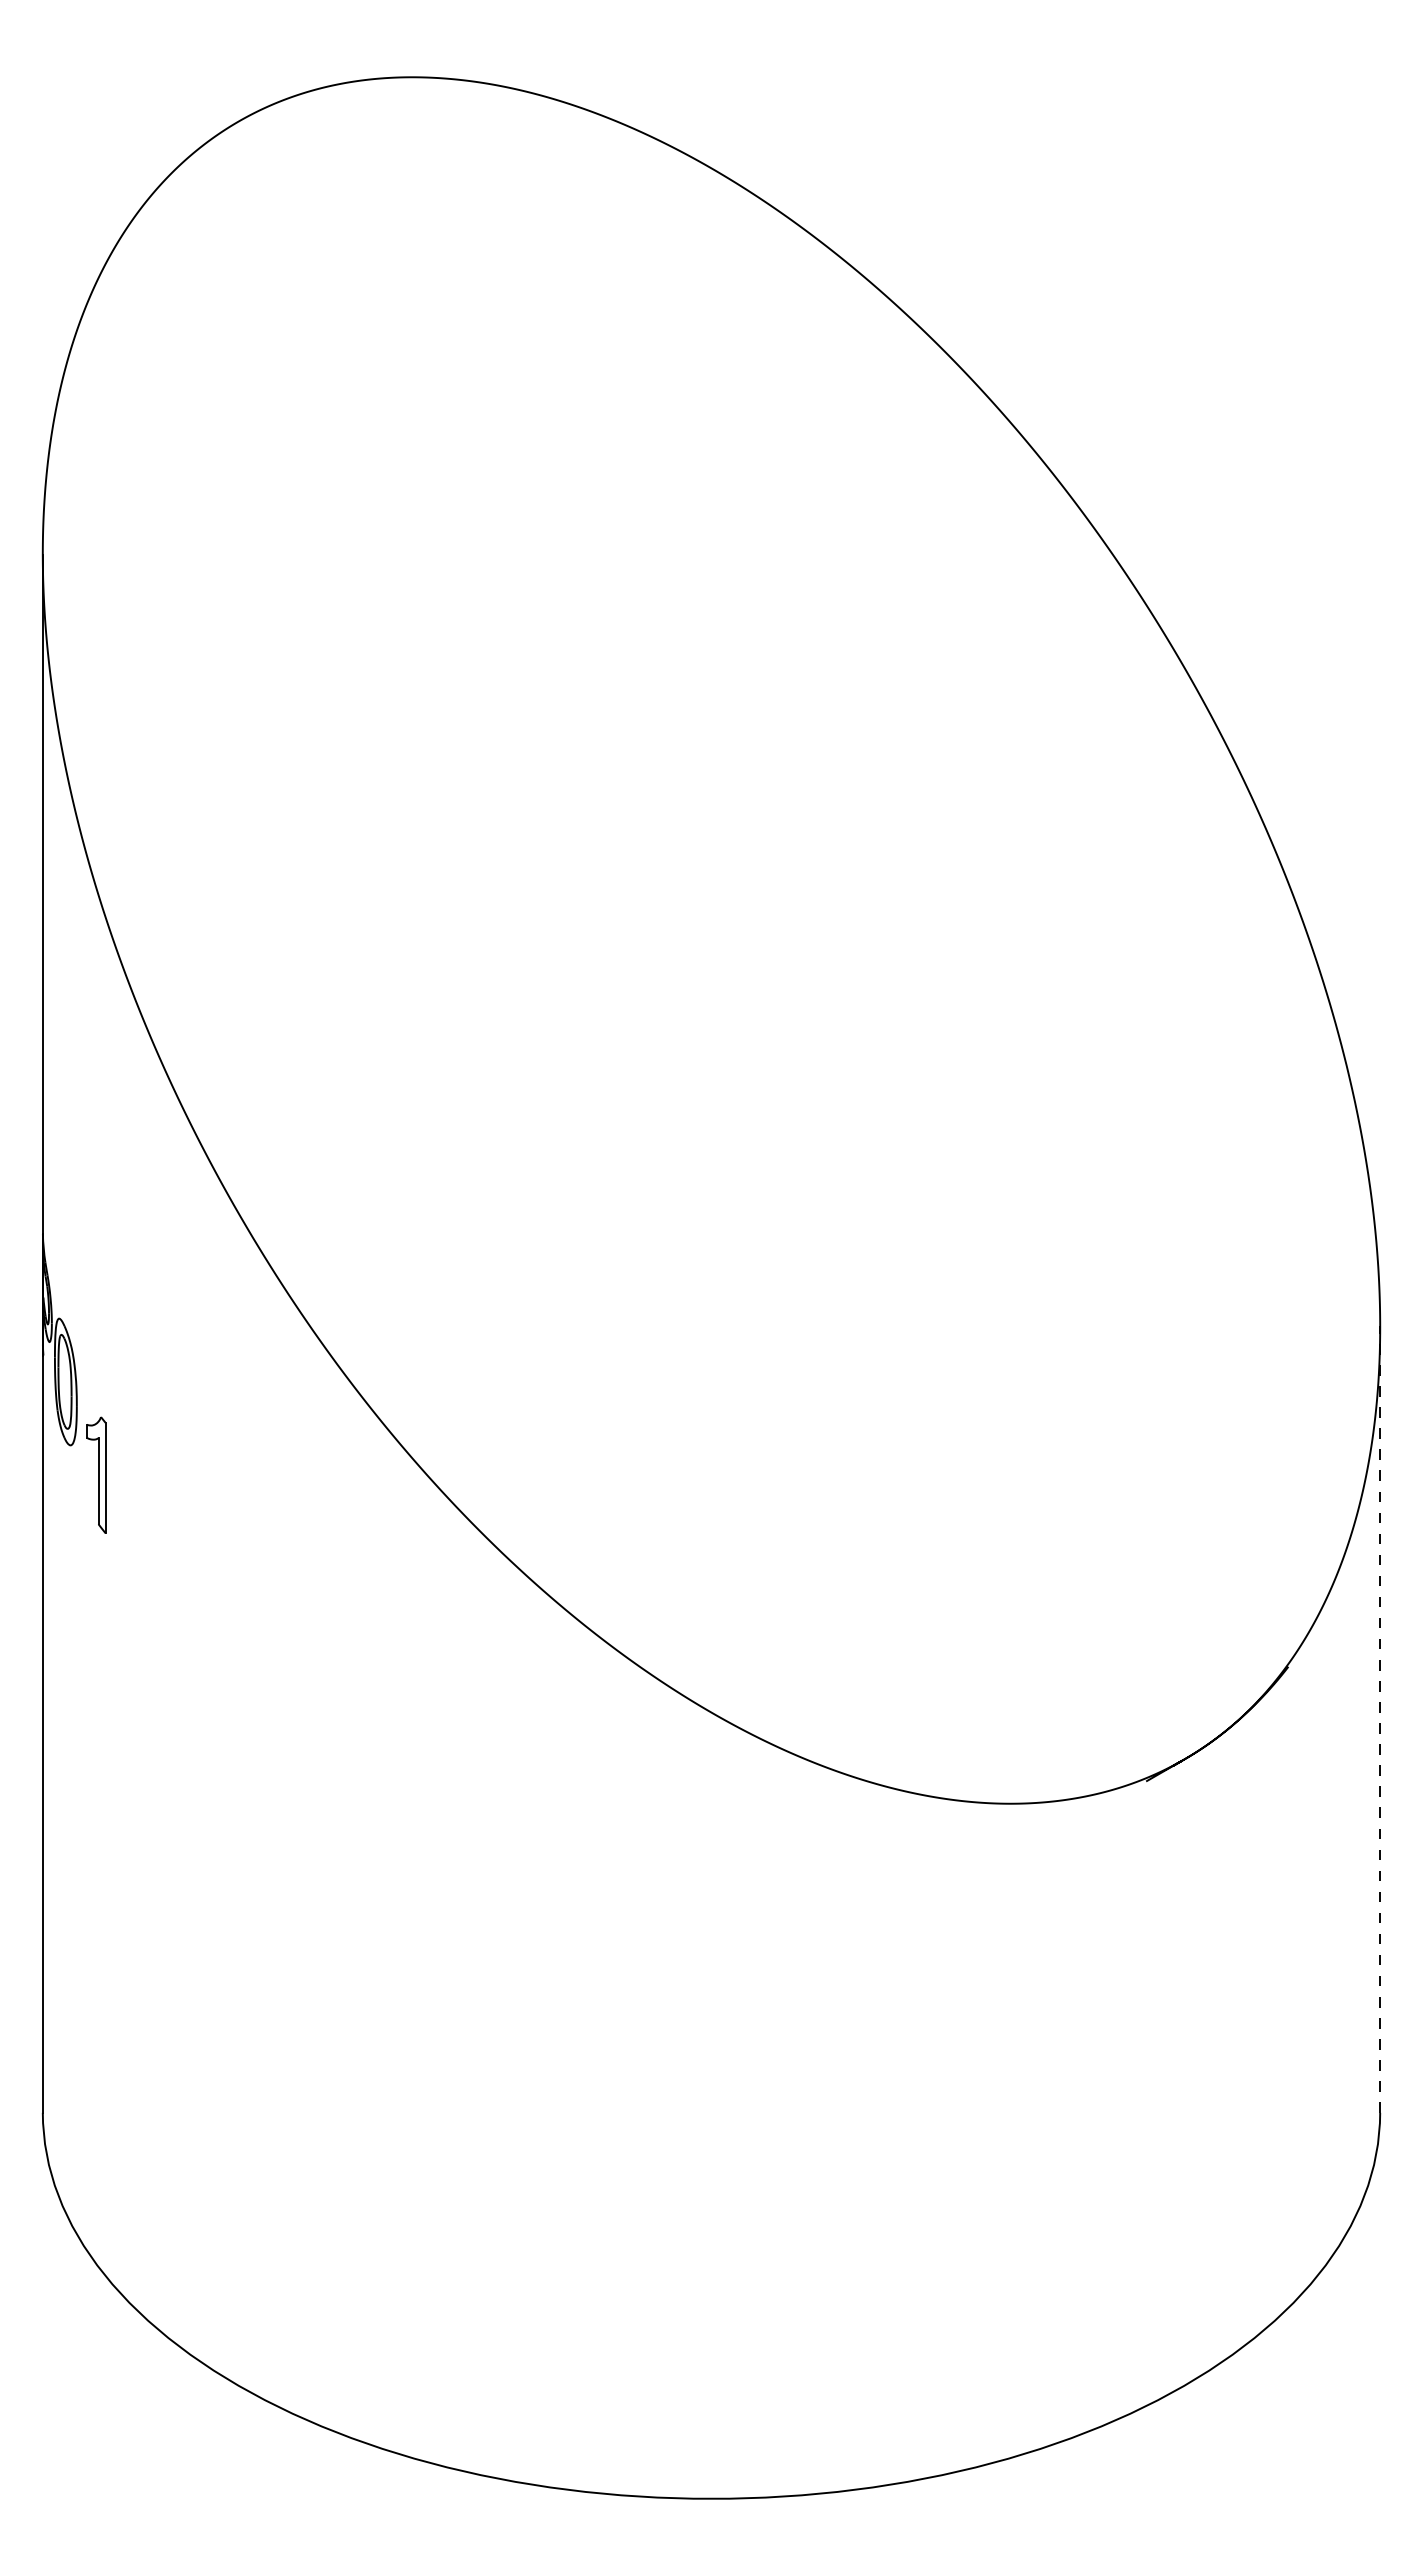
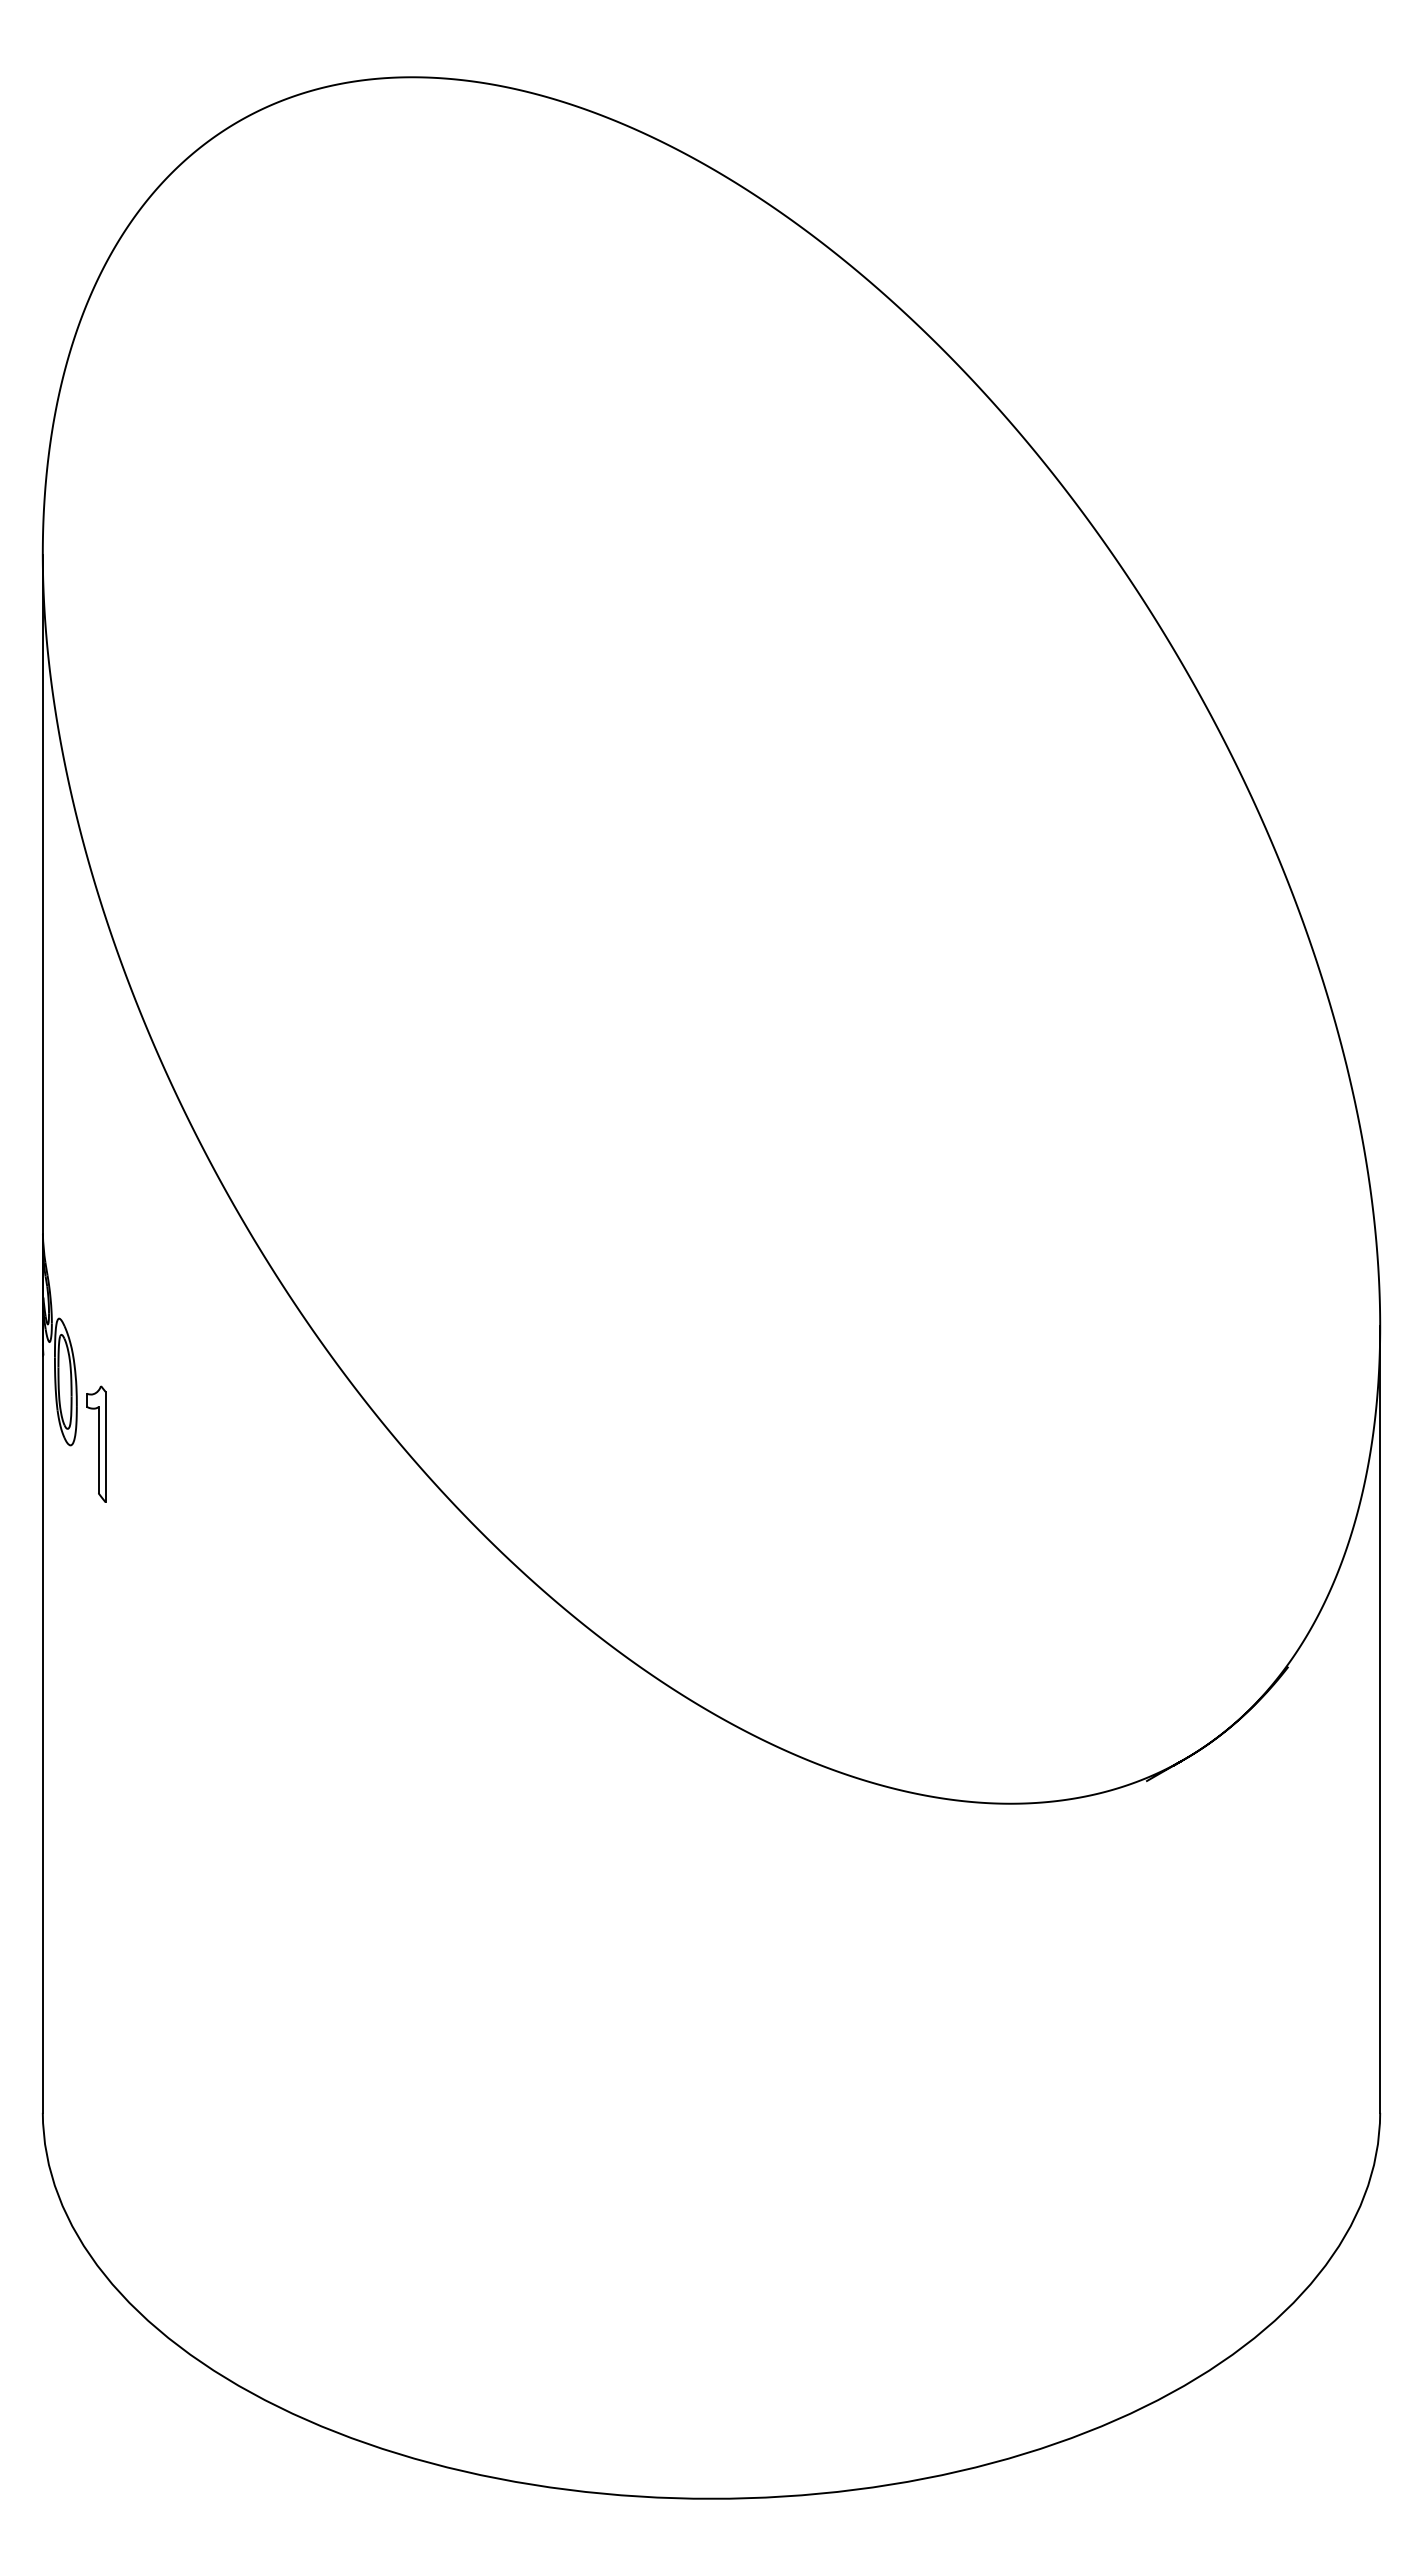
part position: (96, 1474) -> (96, 1443) (96, 1443)
line: dashed -> solid (1380, 1719)
